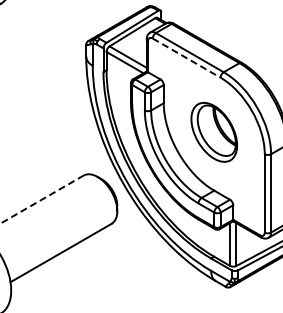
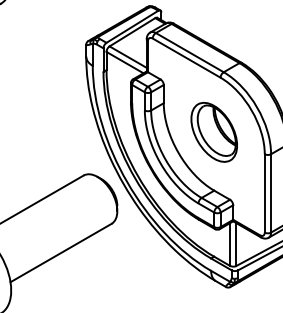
line: dashed -> solid (187, 58)
line: dashed -> solid (42, 199)
